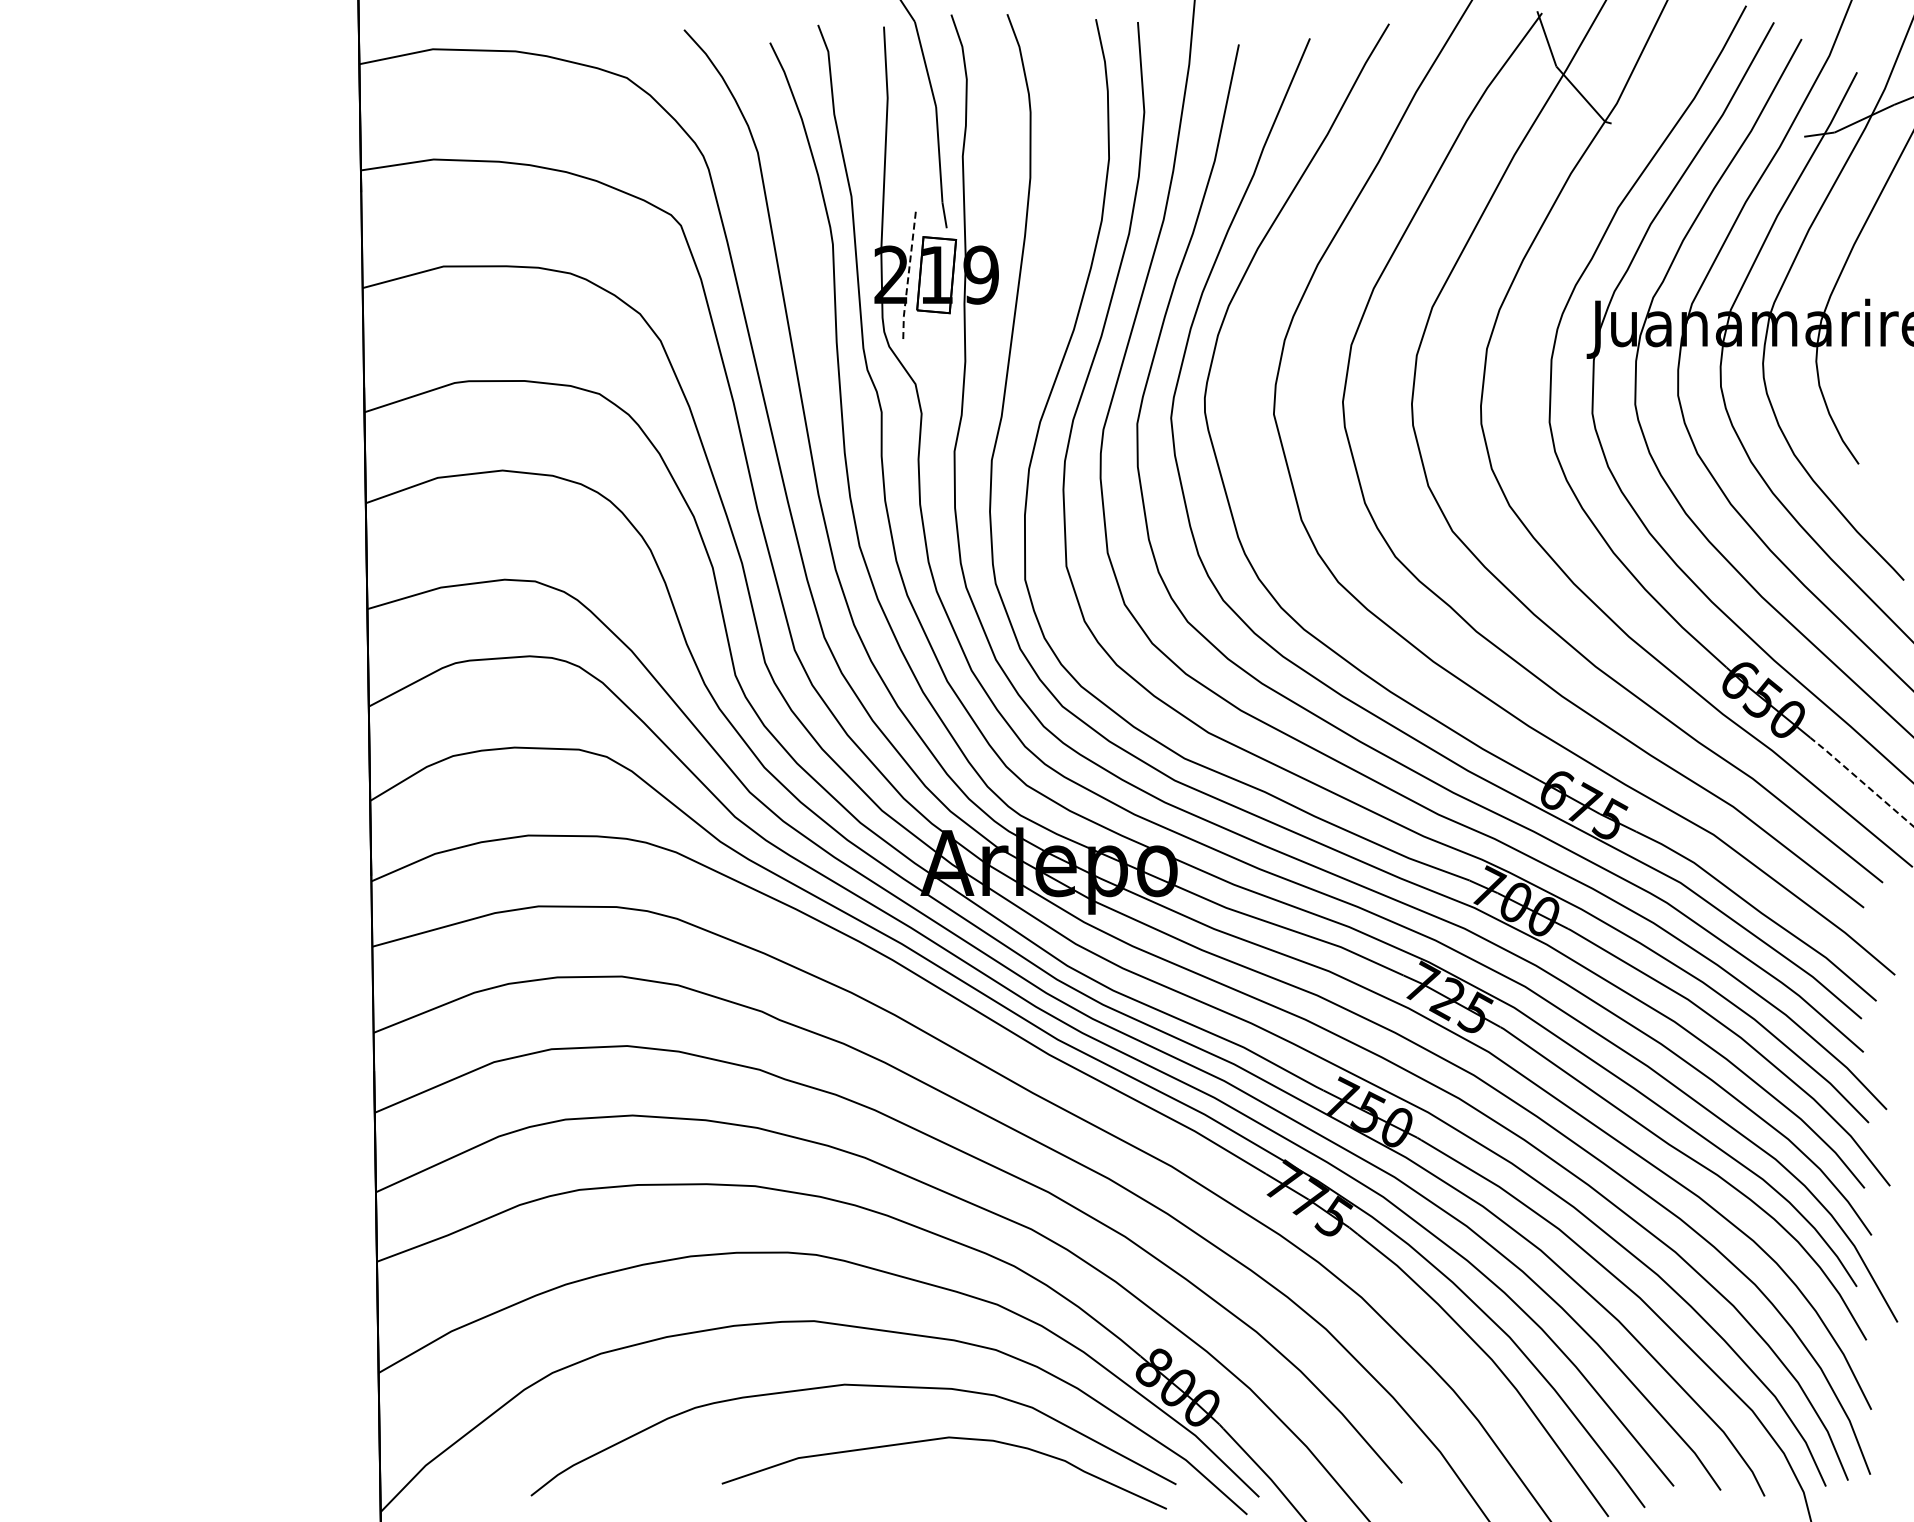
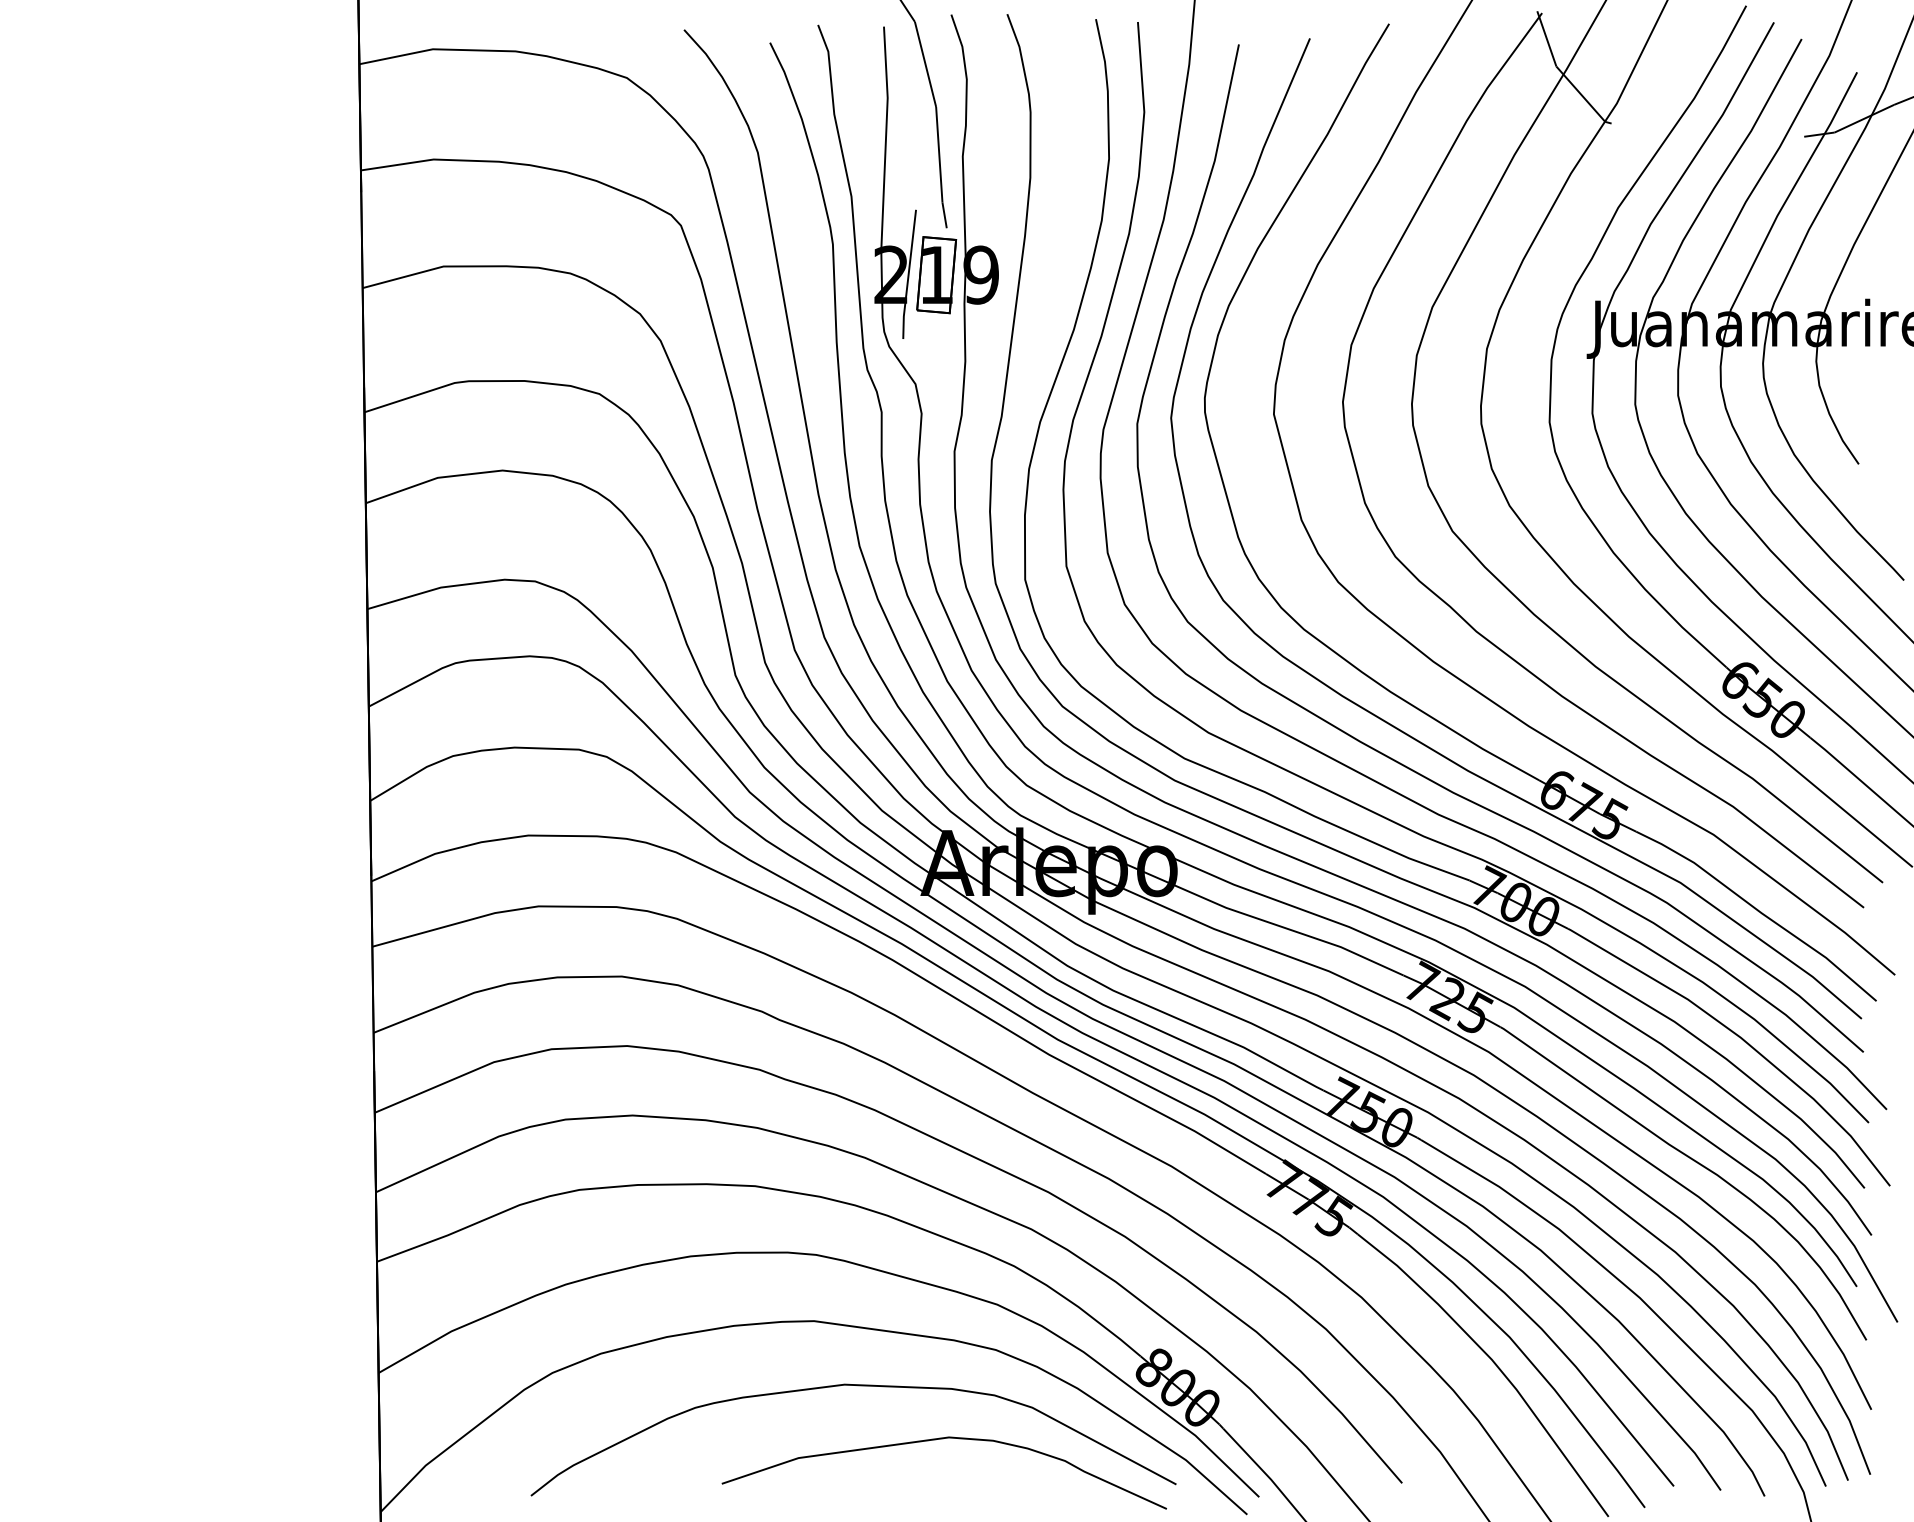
line: dashed -> solid (908, 274)
line: dashed -> solid (1861, 781)
